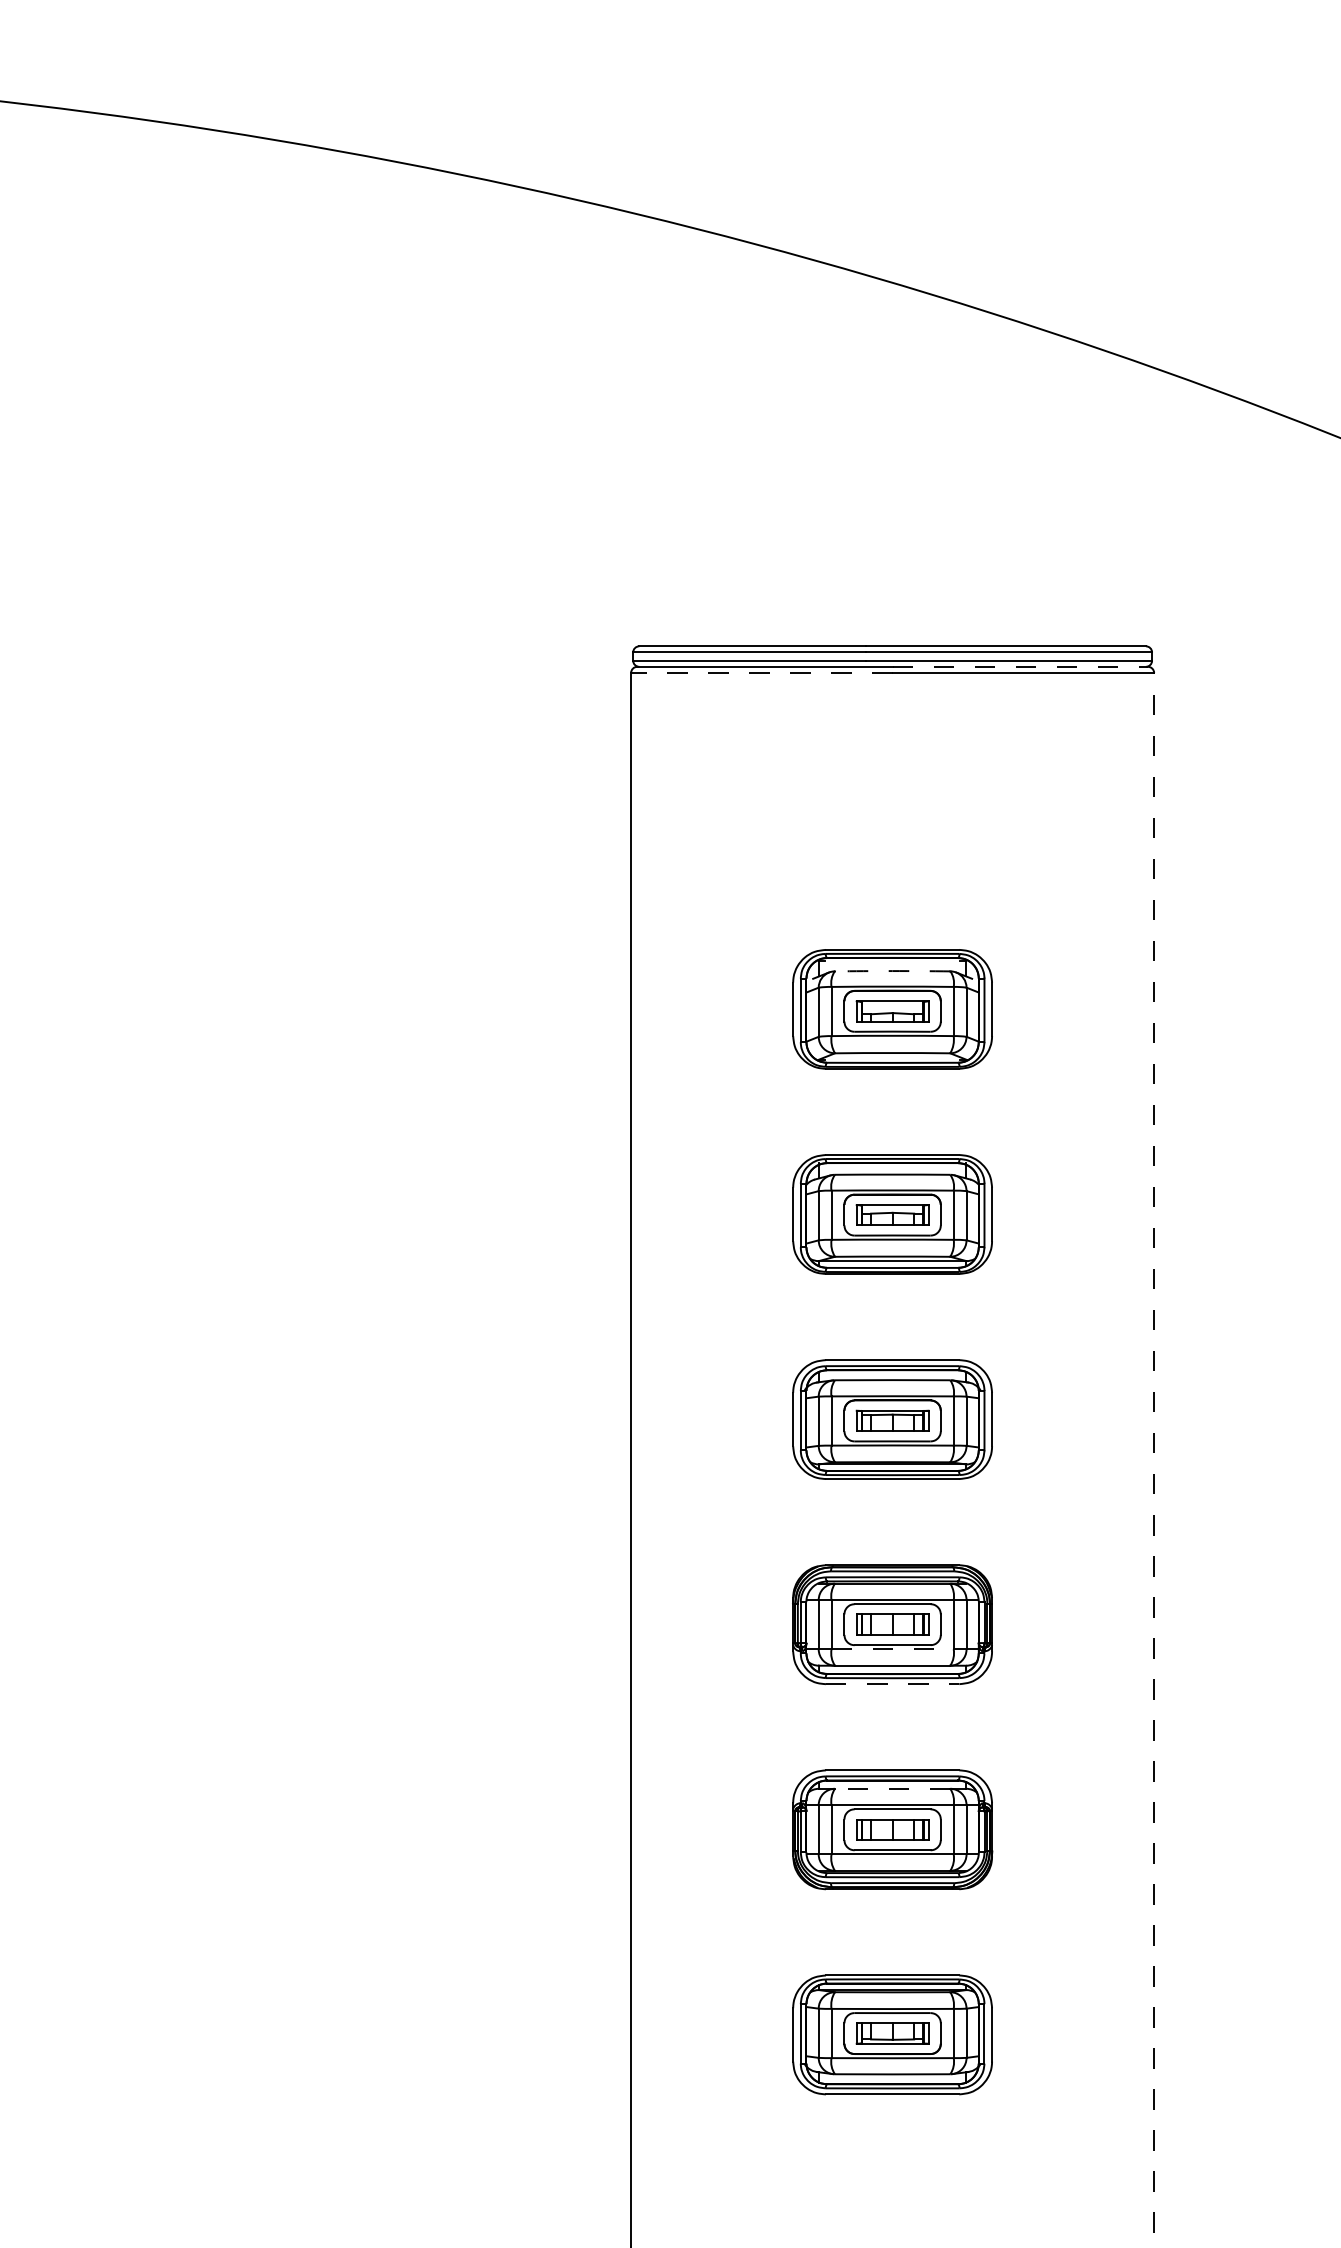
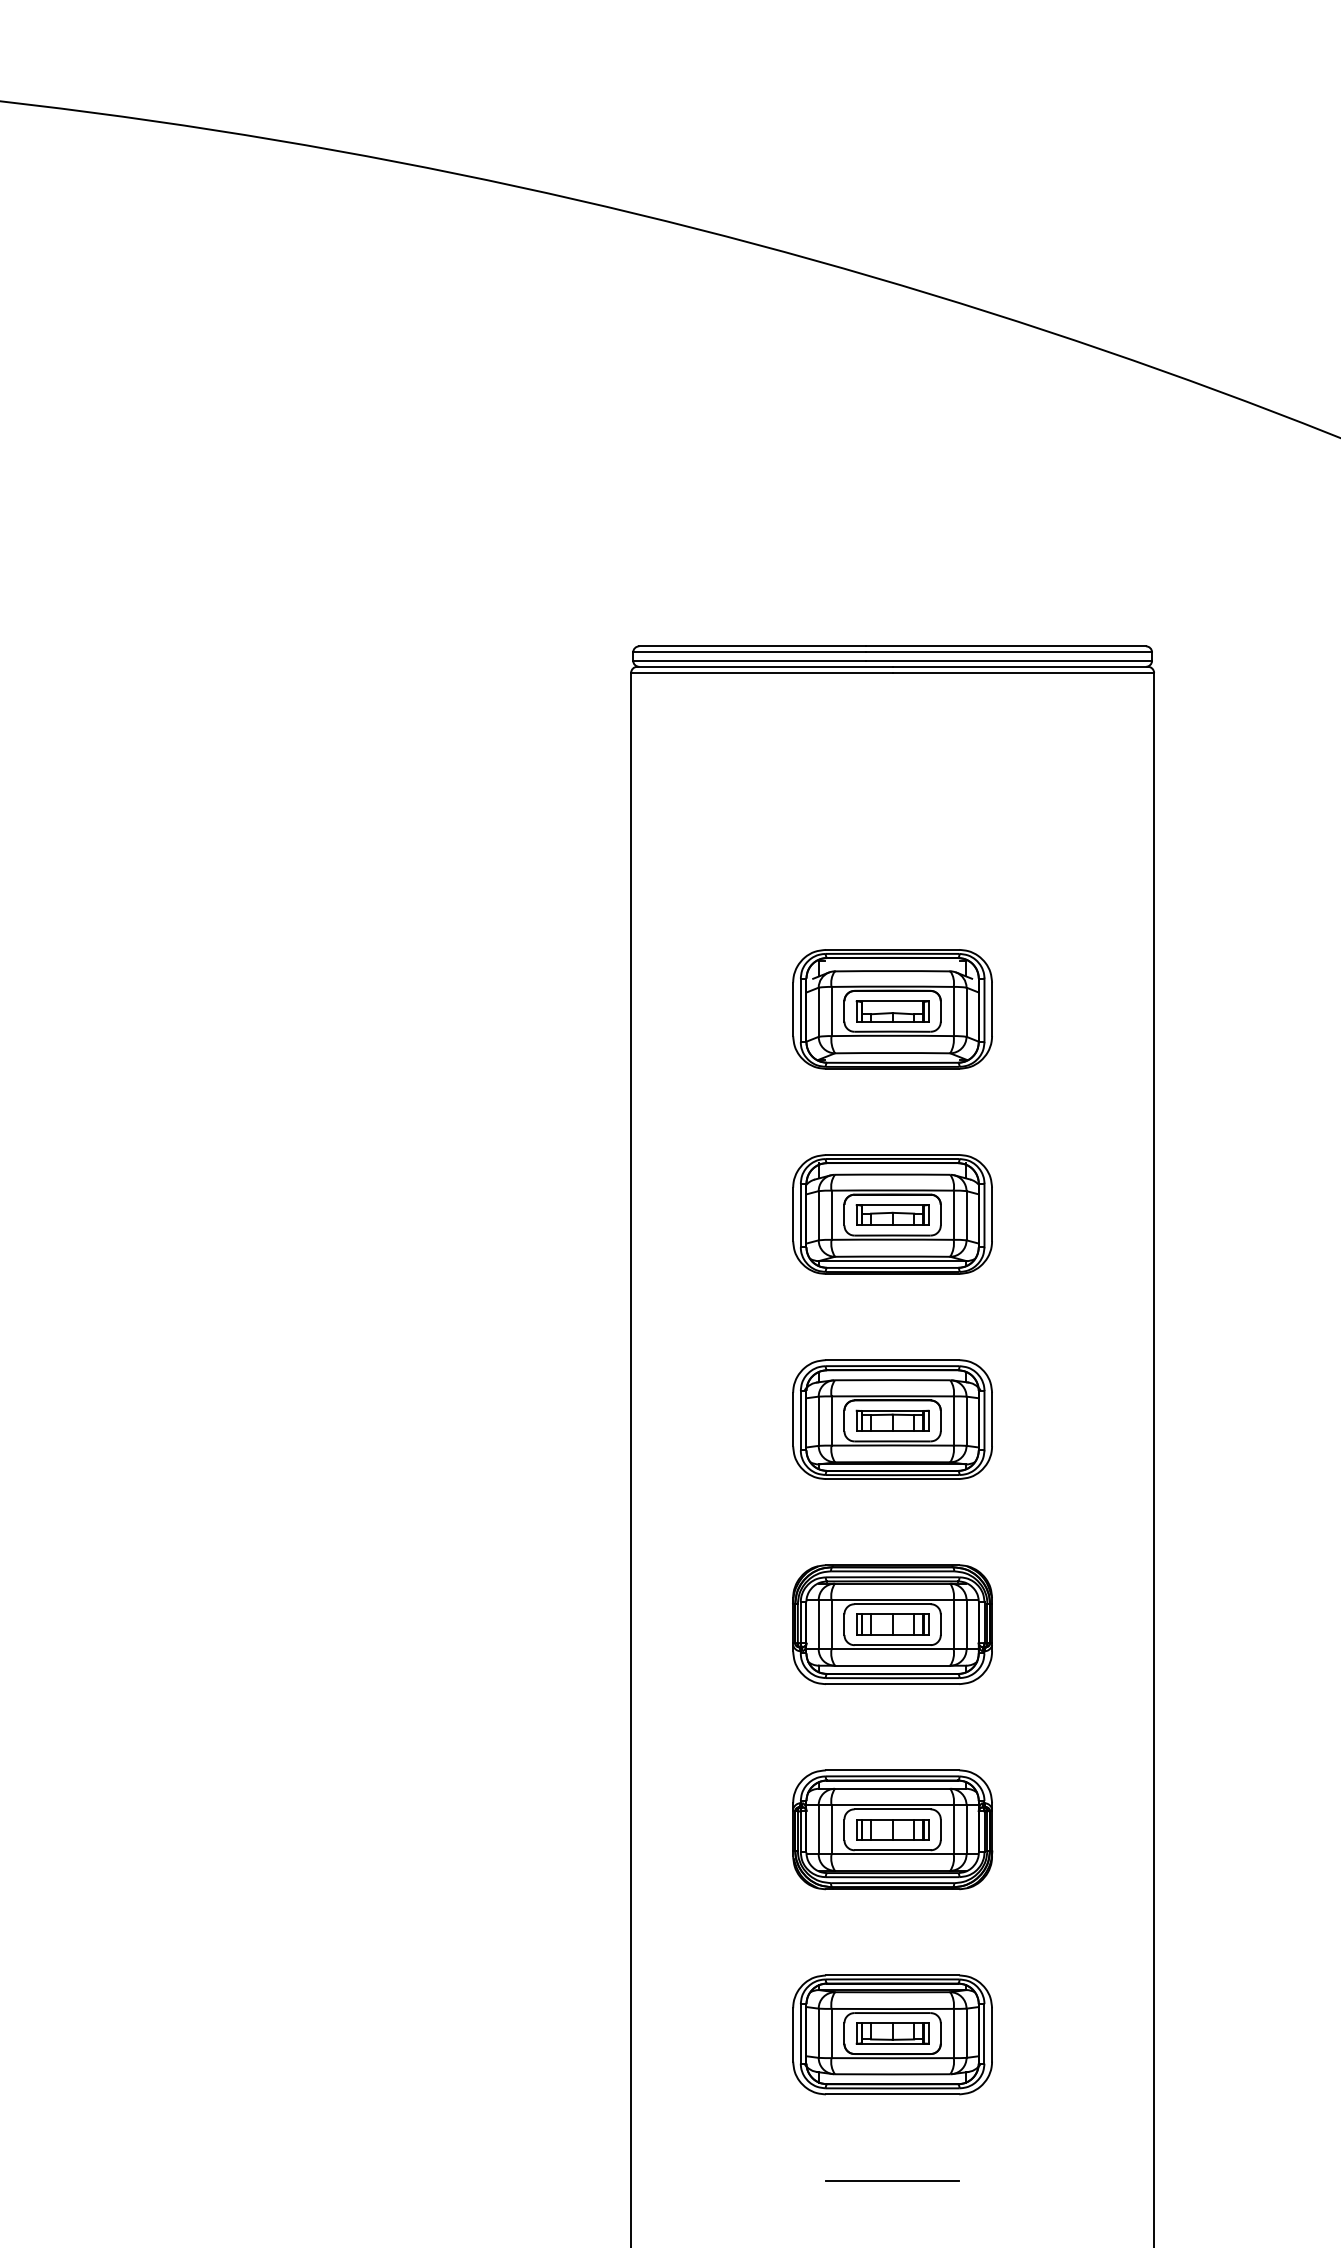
line: dashed -> solid (1020, 666)
line: dashed -> solid (761, 672)
arc: dashed -> solid (892, 971)
line: dashed -> solid (1154, 1459)
line: dashed -> solid (893, 1649)
line: dashed -> solid (892, 1684)
line: dashed -> solid (892, 1788)
line: none -> present (892, 2180)
